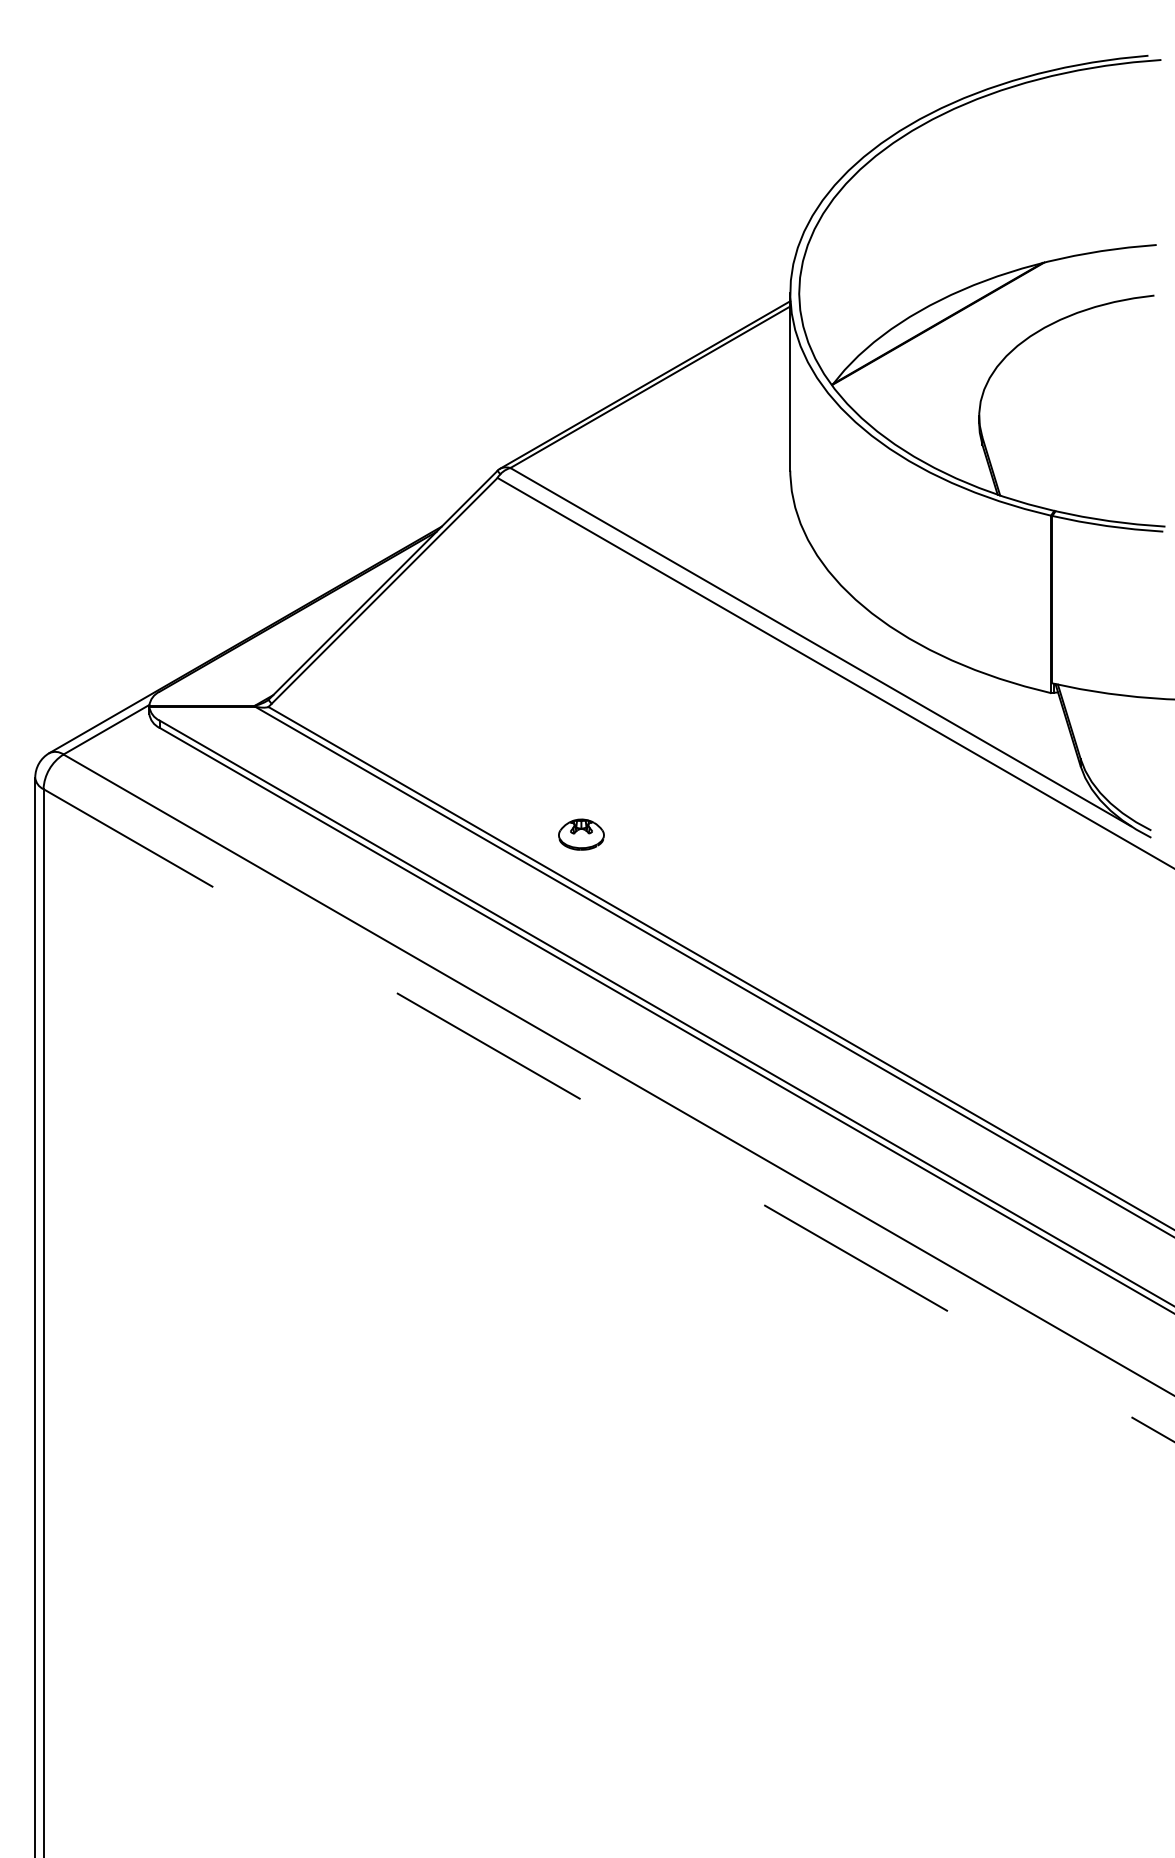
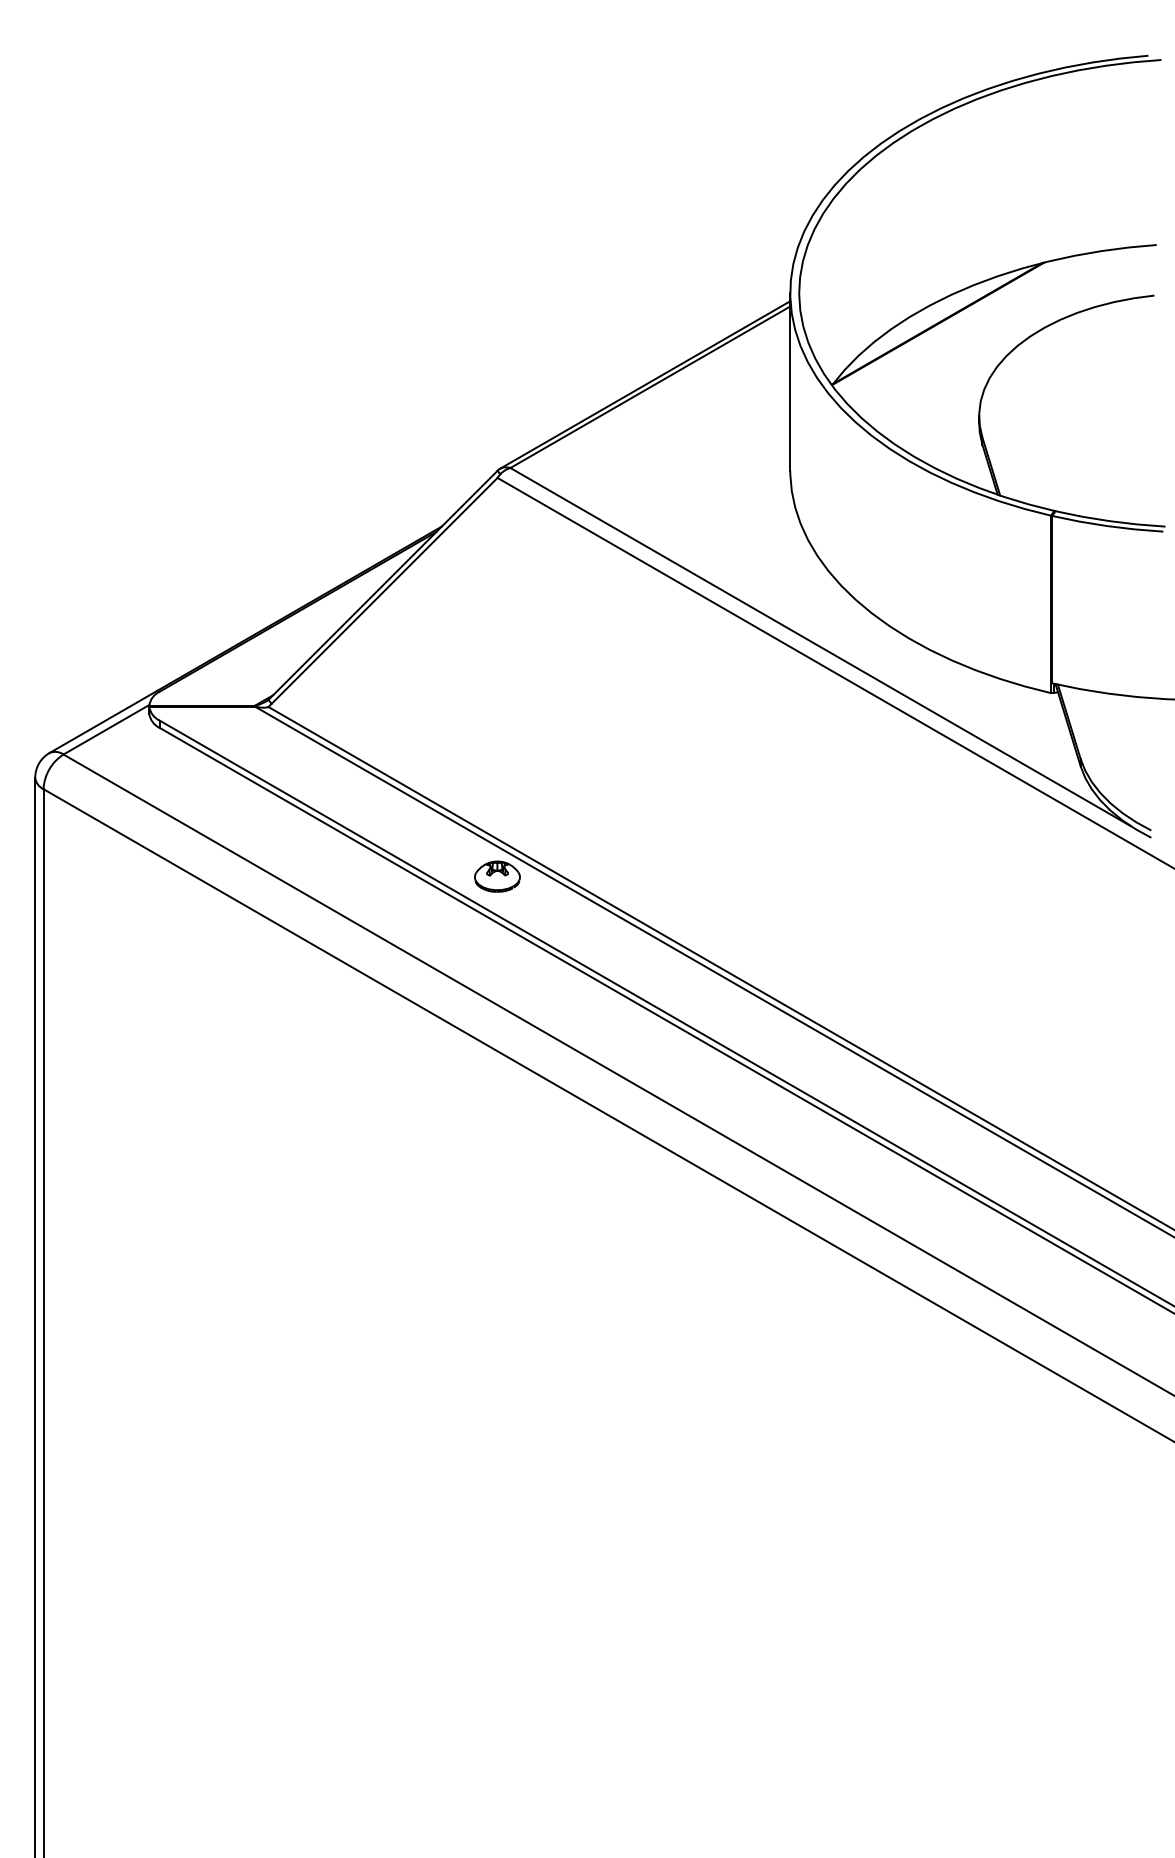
part position: (581, 834) -> (497, 876) (497, 876)
line: dashed -> solid (608, 1115)
